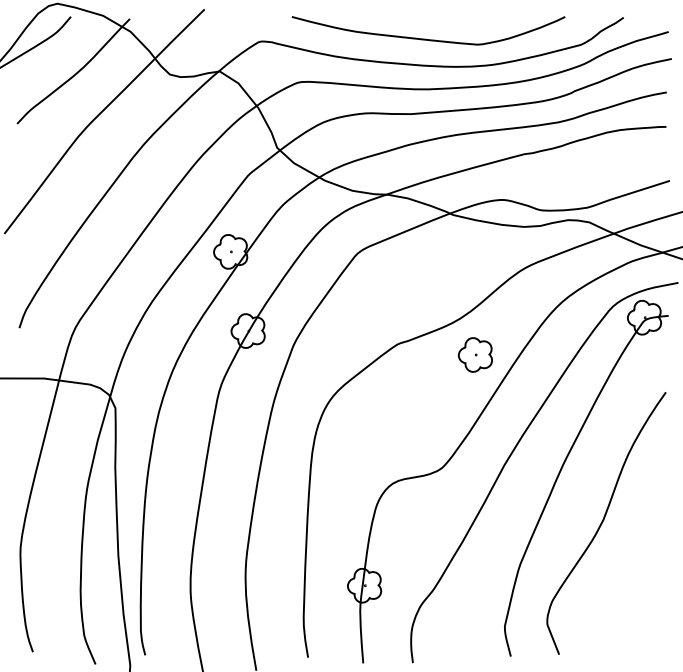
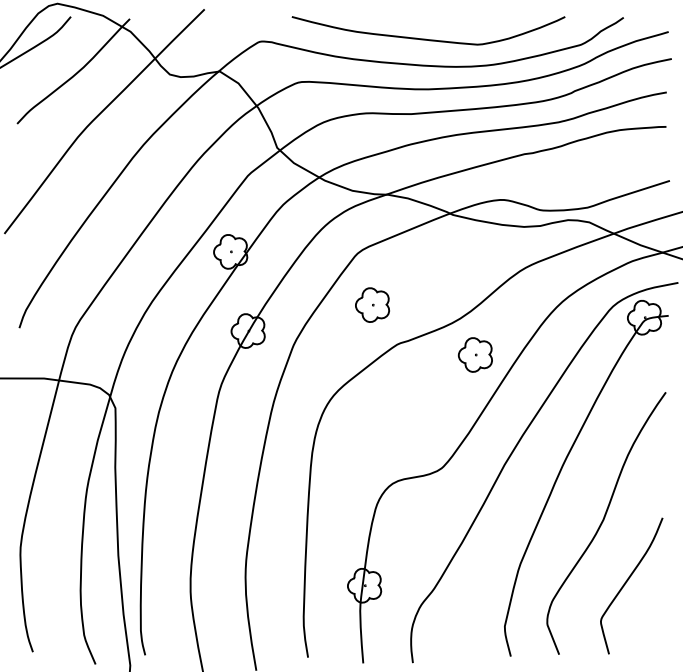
part: none -> present (372, 304)
curve: none -> present (626, 583)
